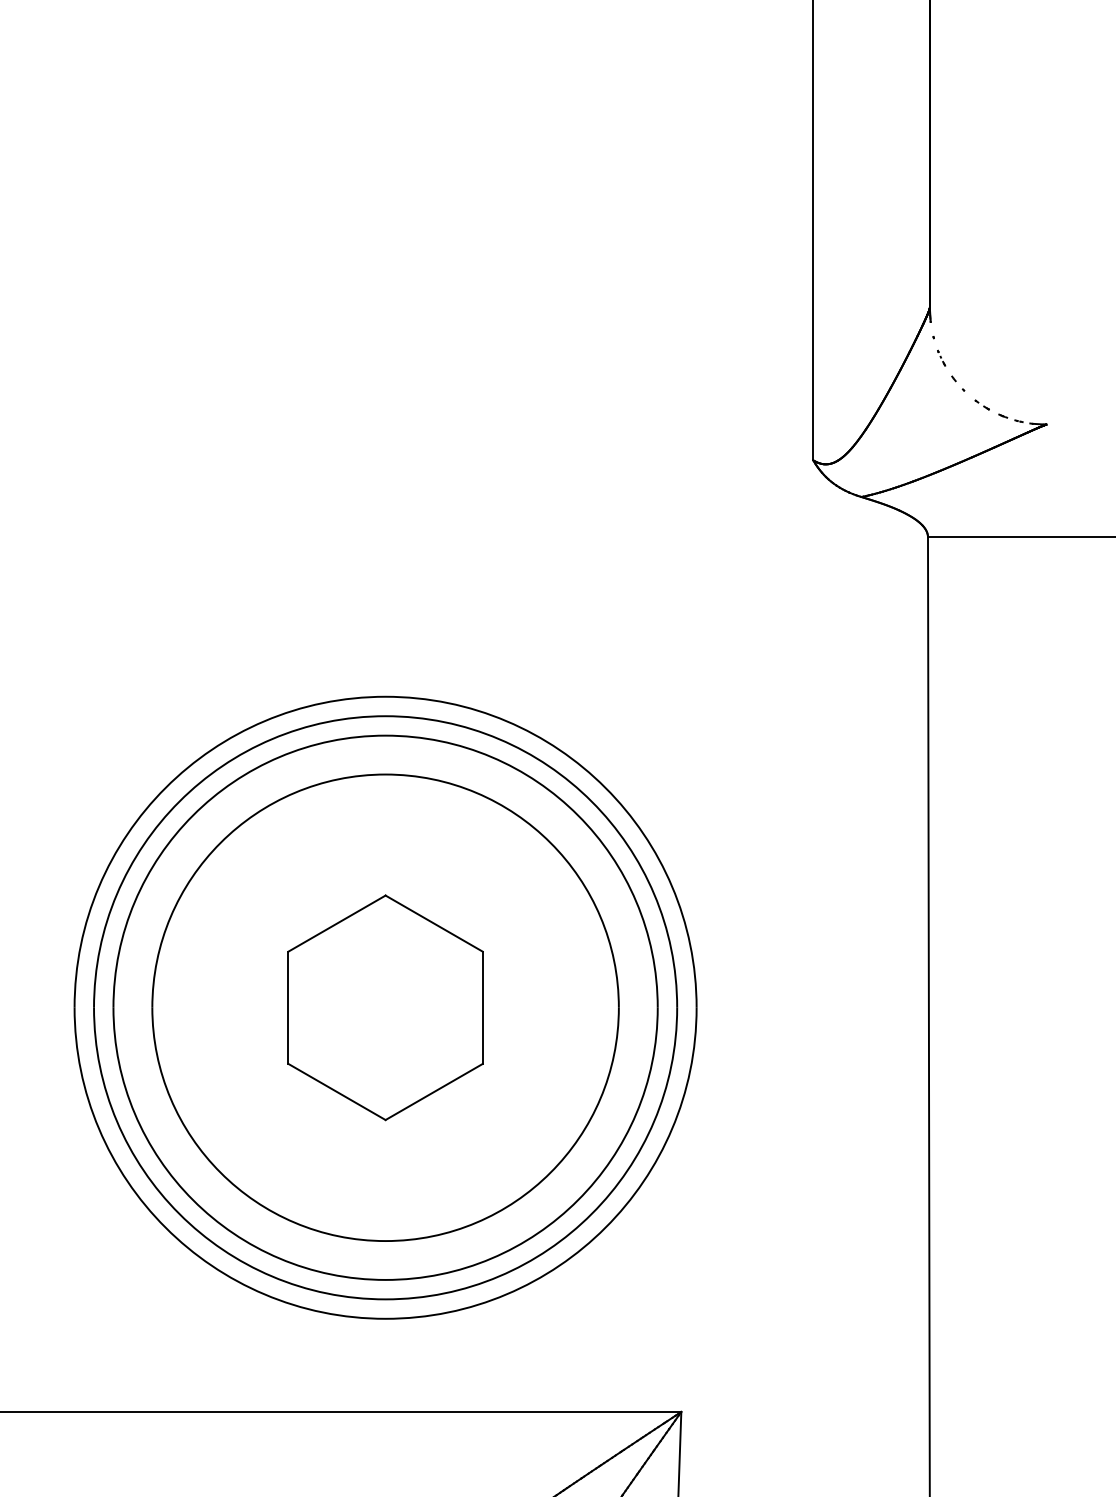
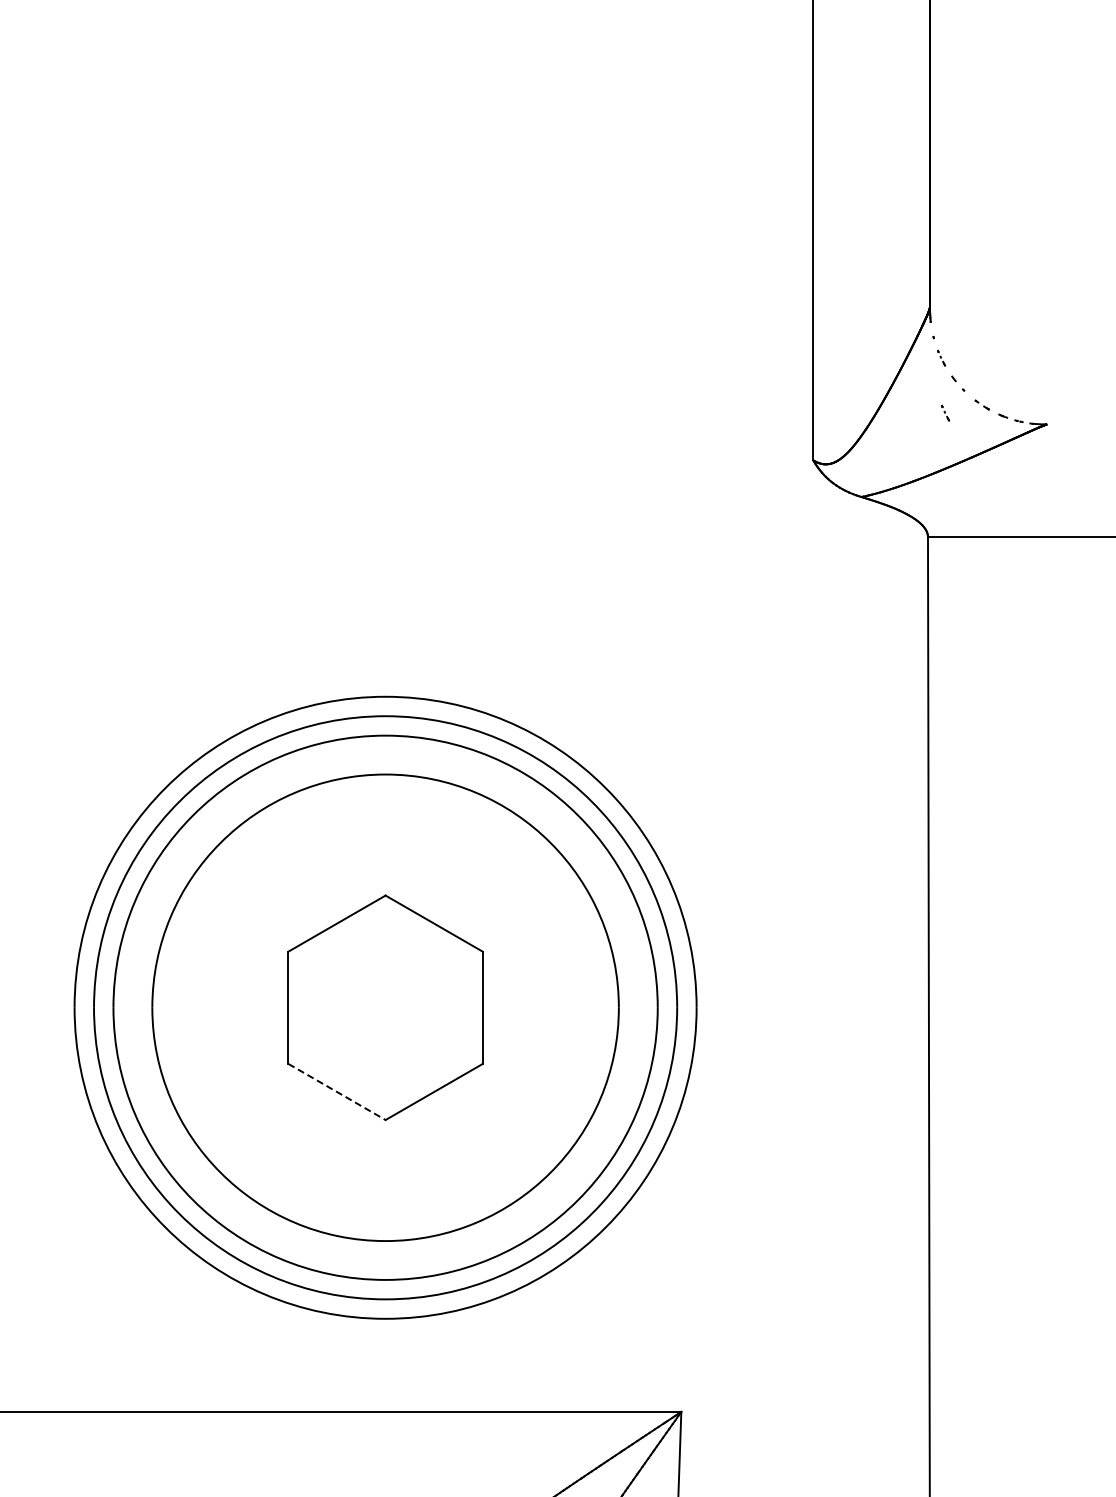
part: none -> present (945, 412)
line: solid -> dashed (337, 1092)
